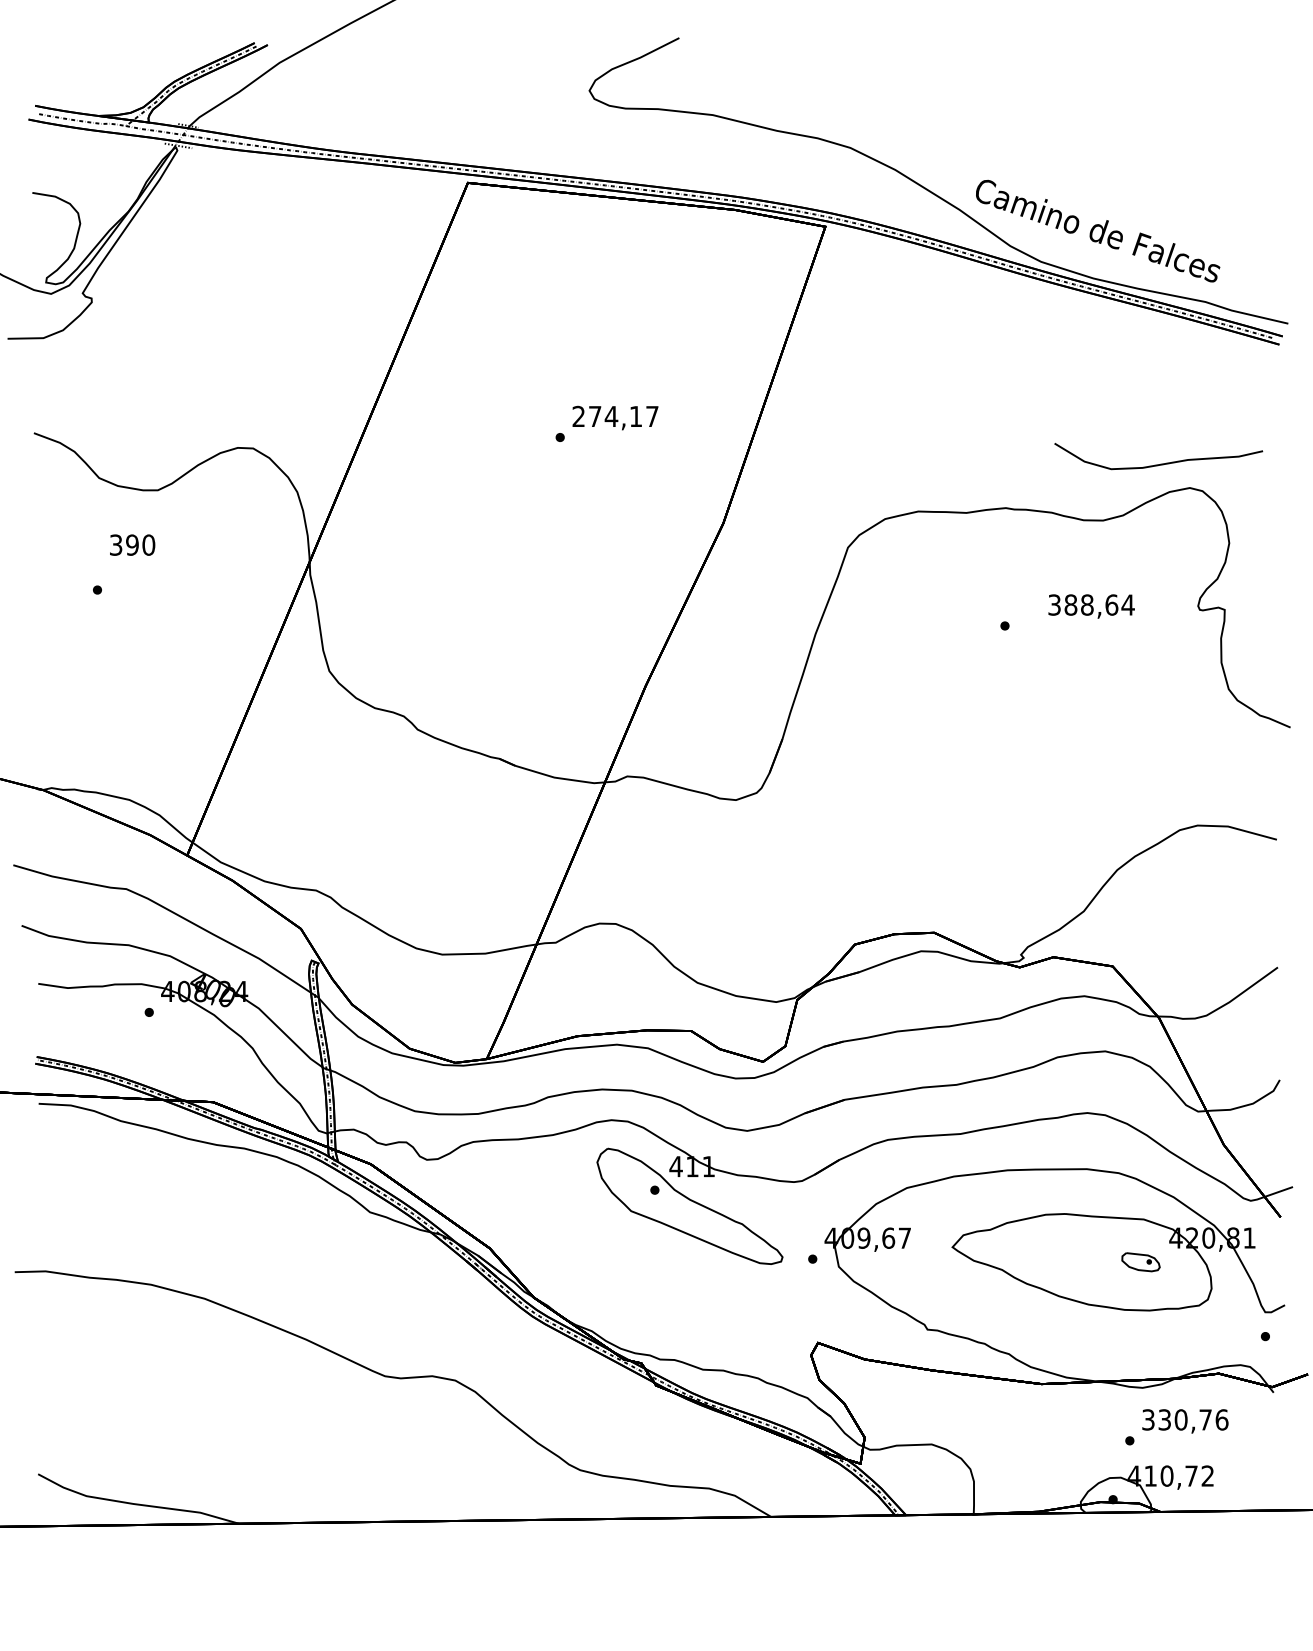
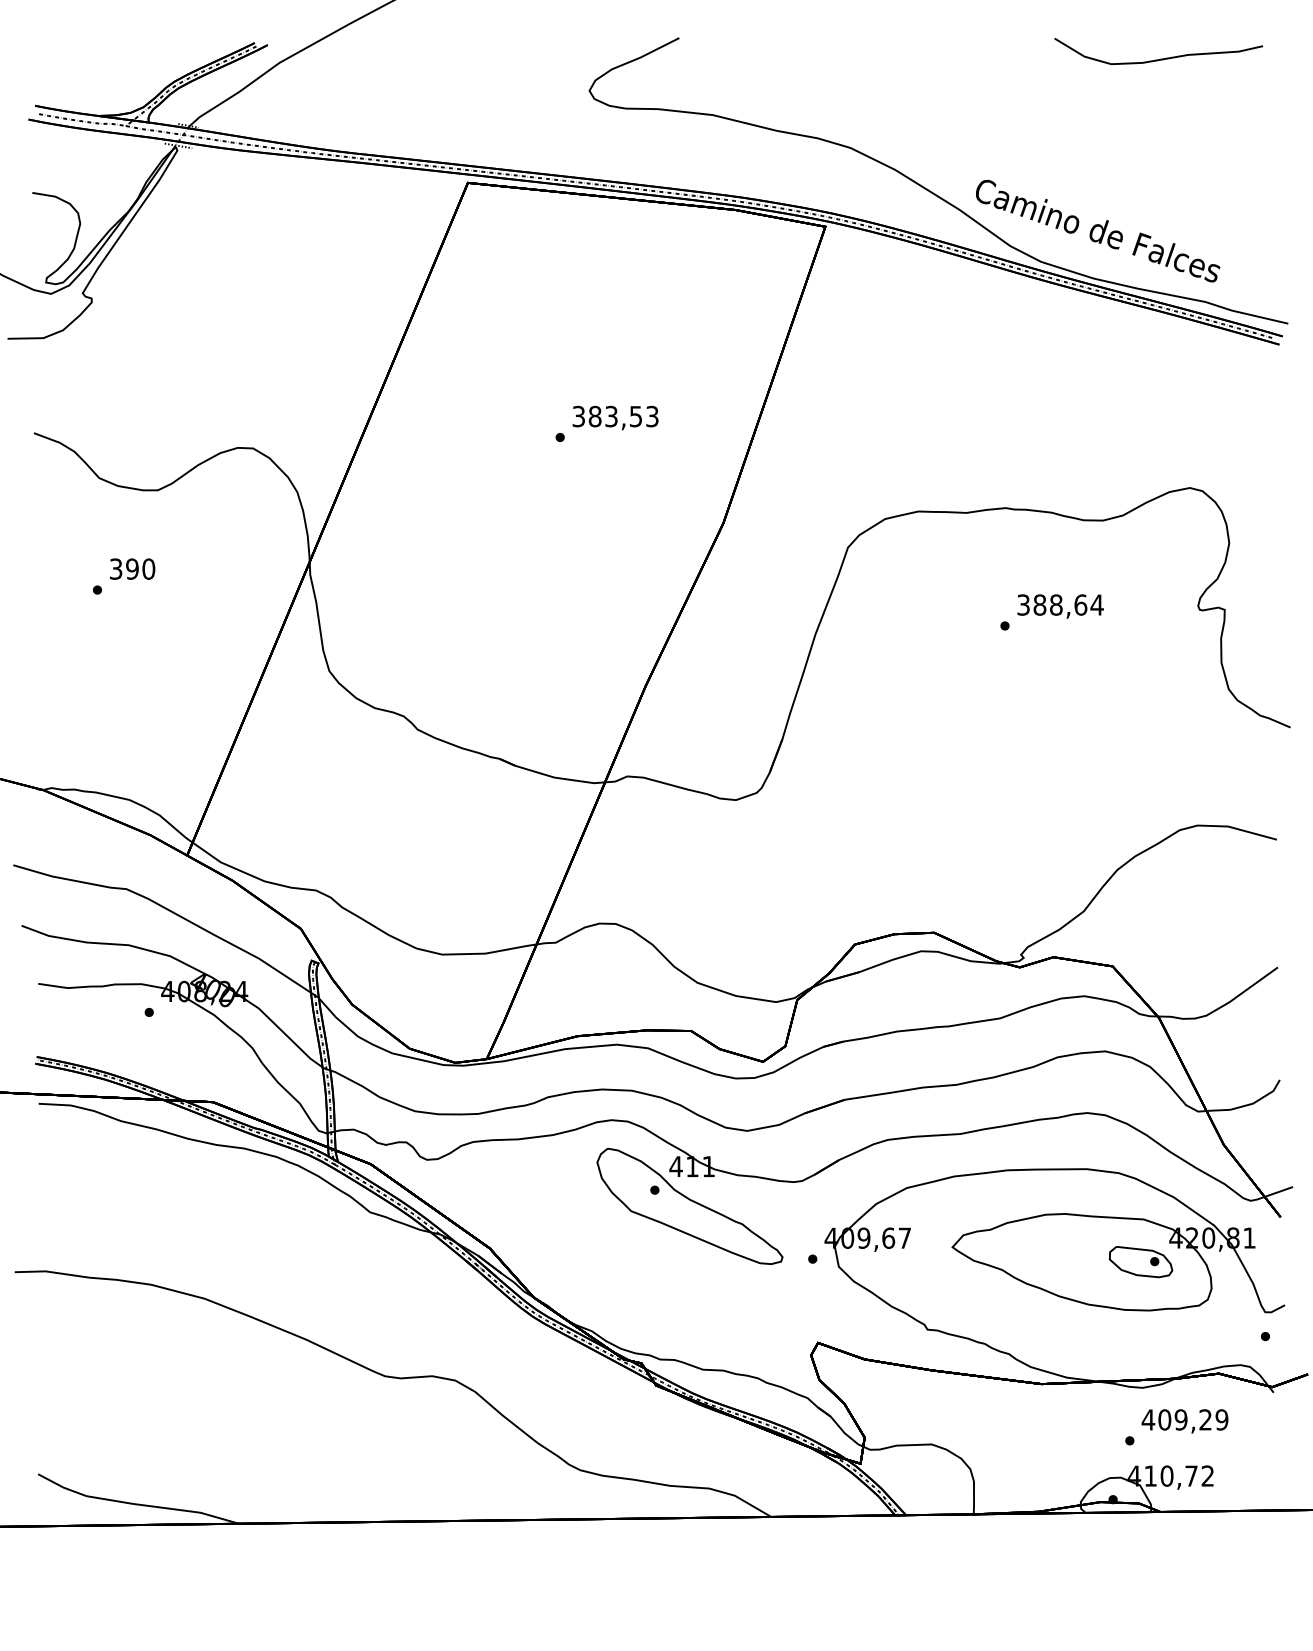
text: 274,17 -> 383,53 (615, 416)
curve position: (1160, 463) -> (1160, 58) (1160, 58)
text position: (132, 544) -> (132, 568) (132, 568)
text position: (1091, 606) -> (1060, 606) (1060, 606)
part size: 40x21 px -> 66x33 px (1140, 1262)
text: 330,76 -> 409,29 (1184, 1419)
